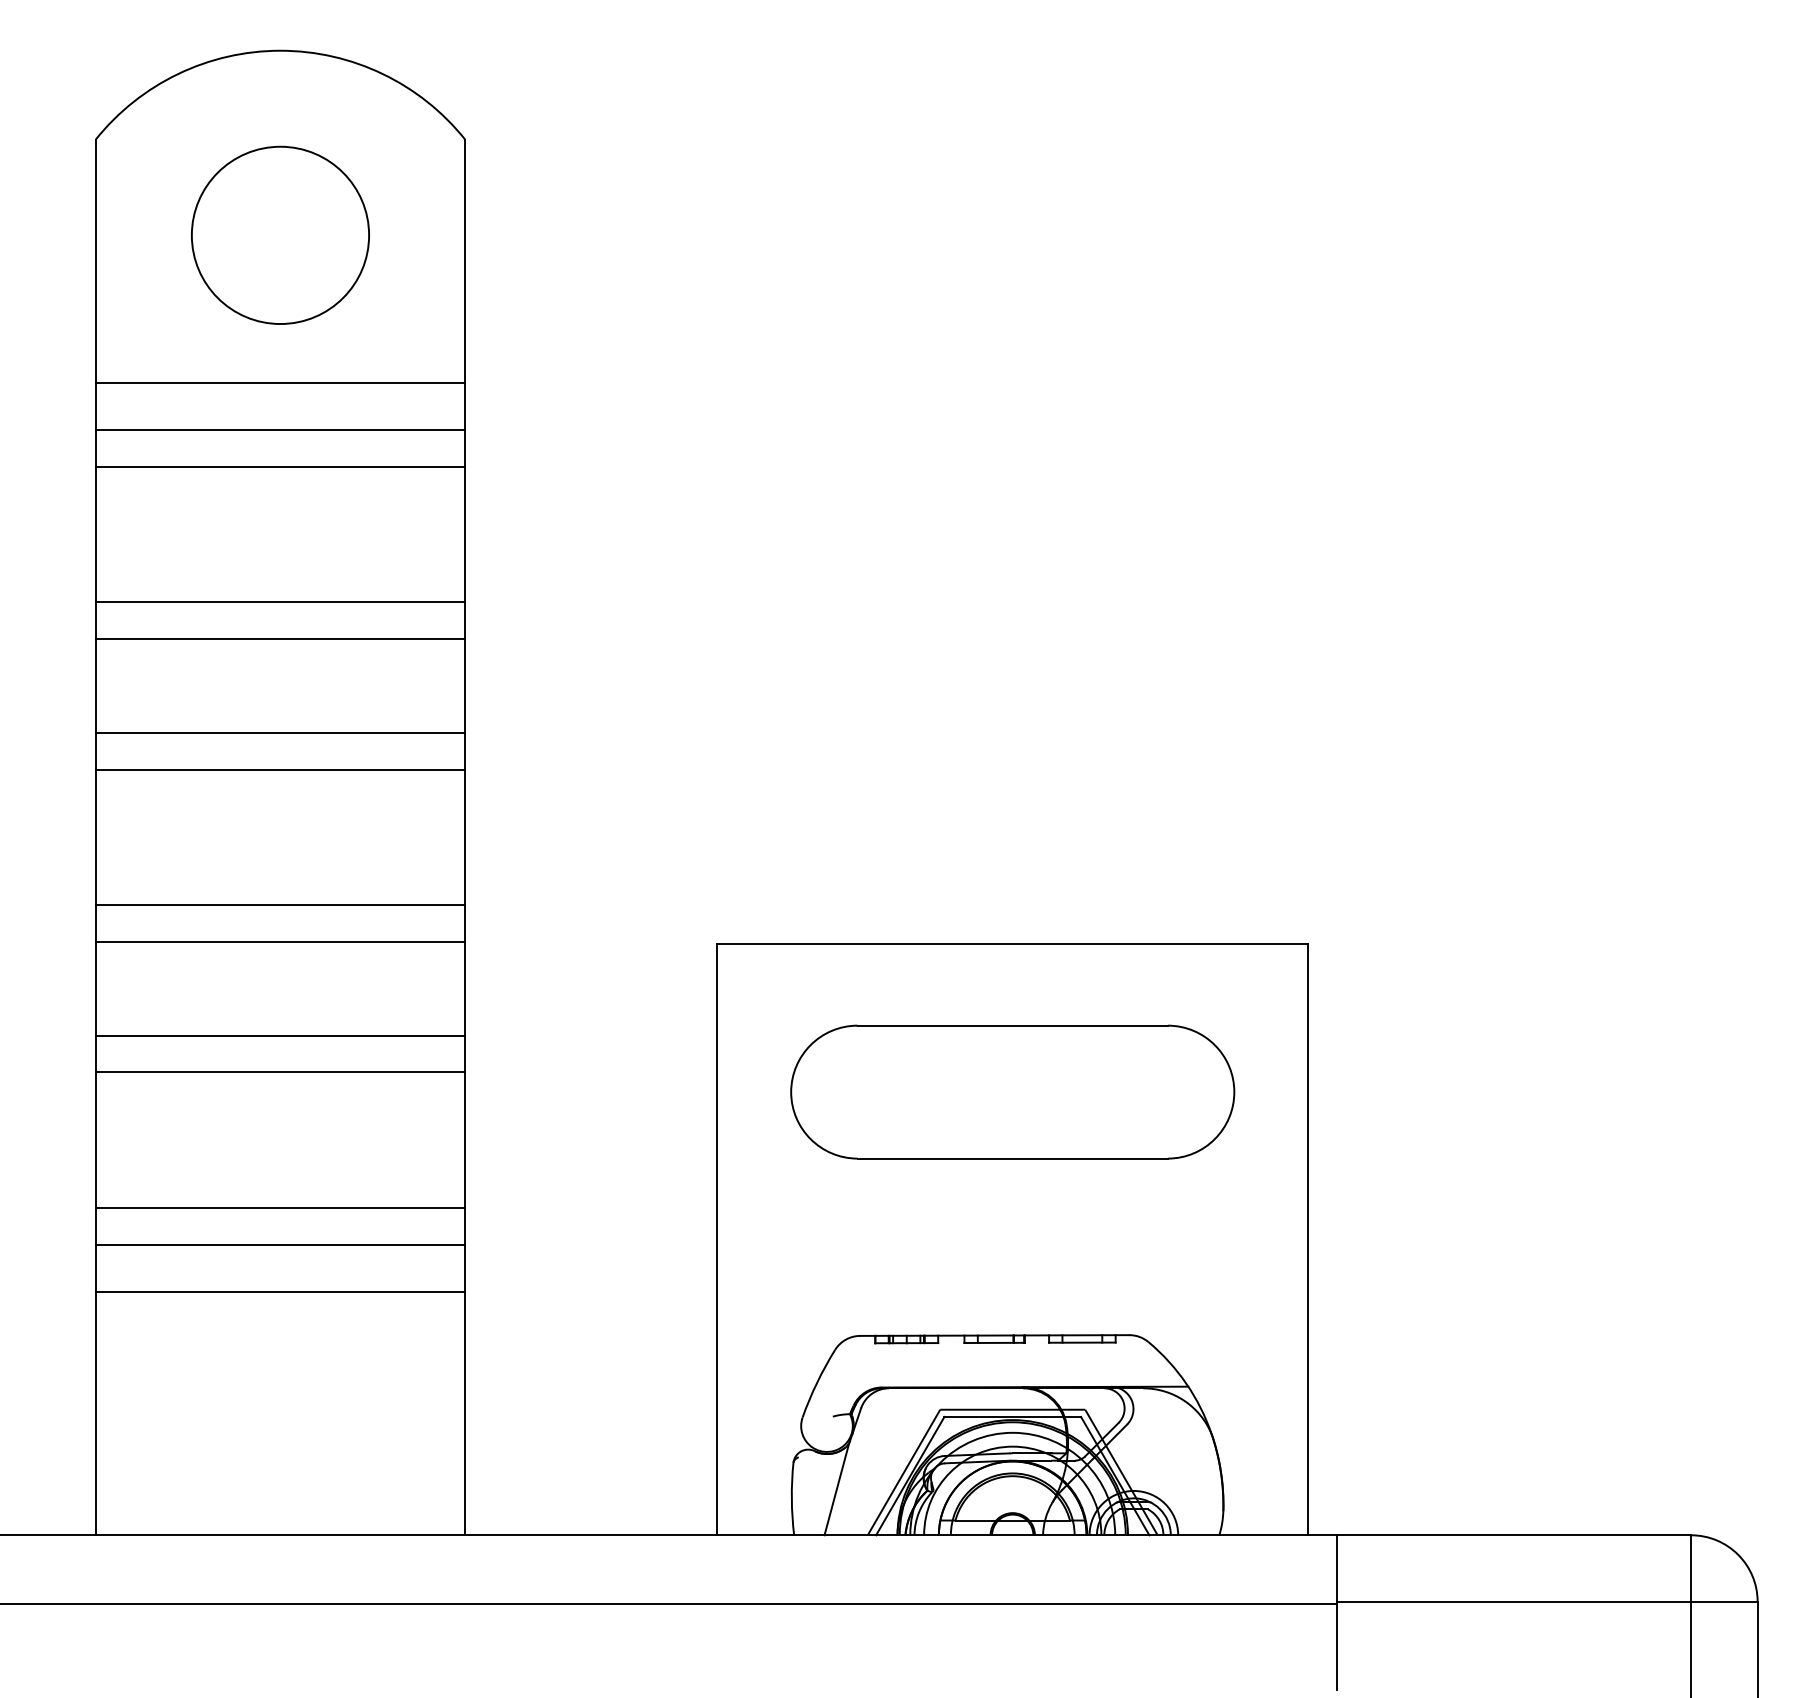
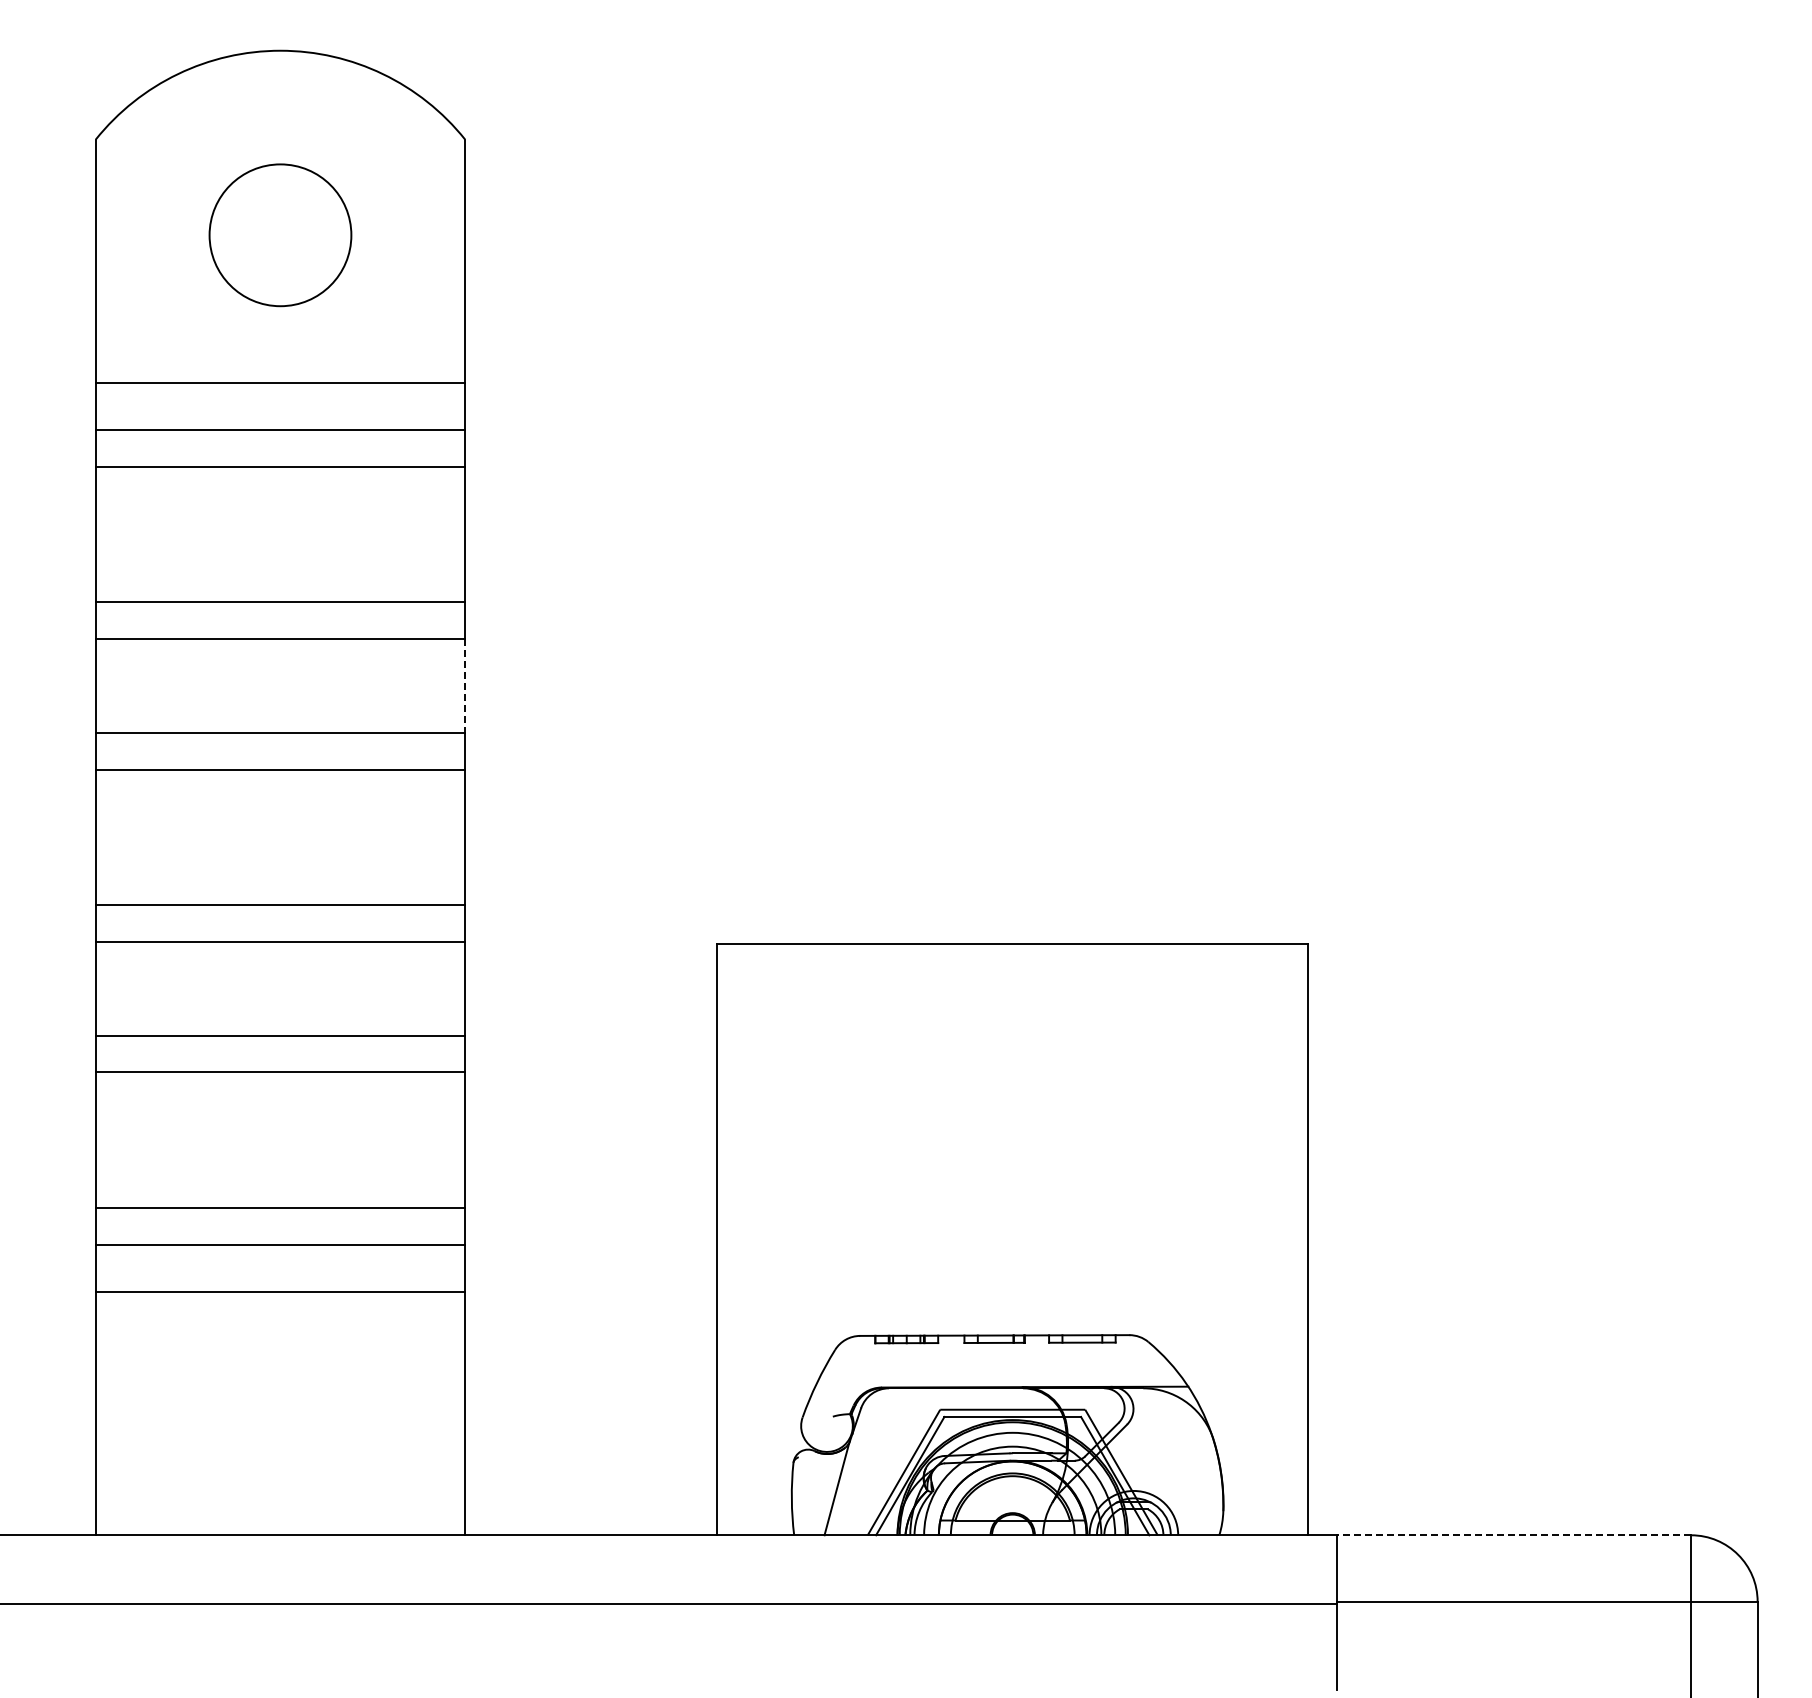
circle size: 179x180 px -> 145x145 px (280, 235)
line: solid -> dashed (465, 686)
part: present -> none (1012, 1091)
line: solid -> dashed (1513, 1535)
